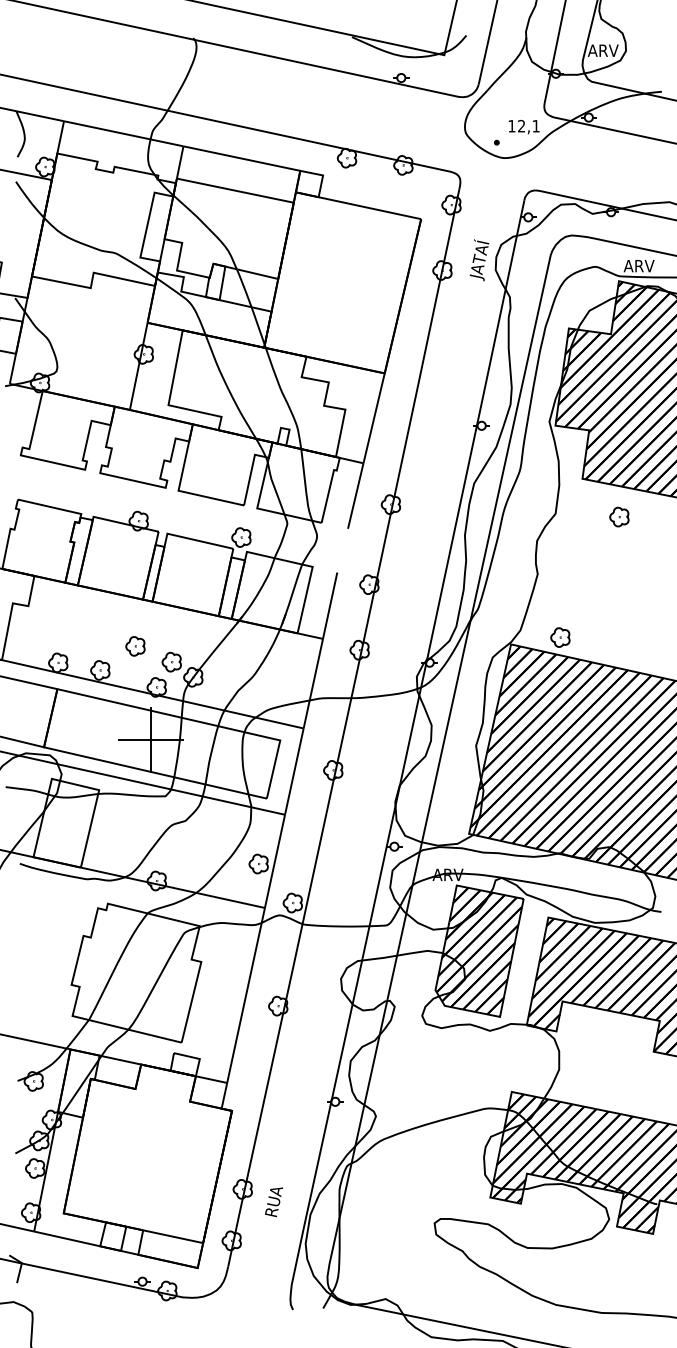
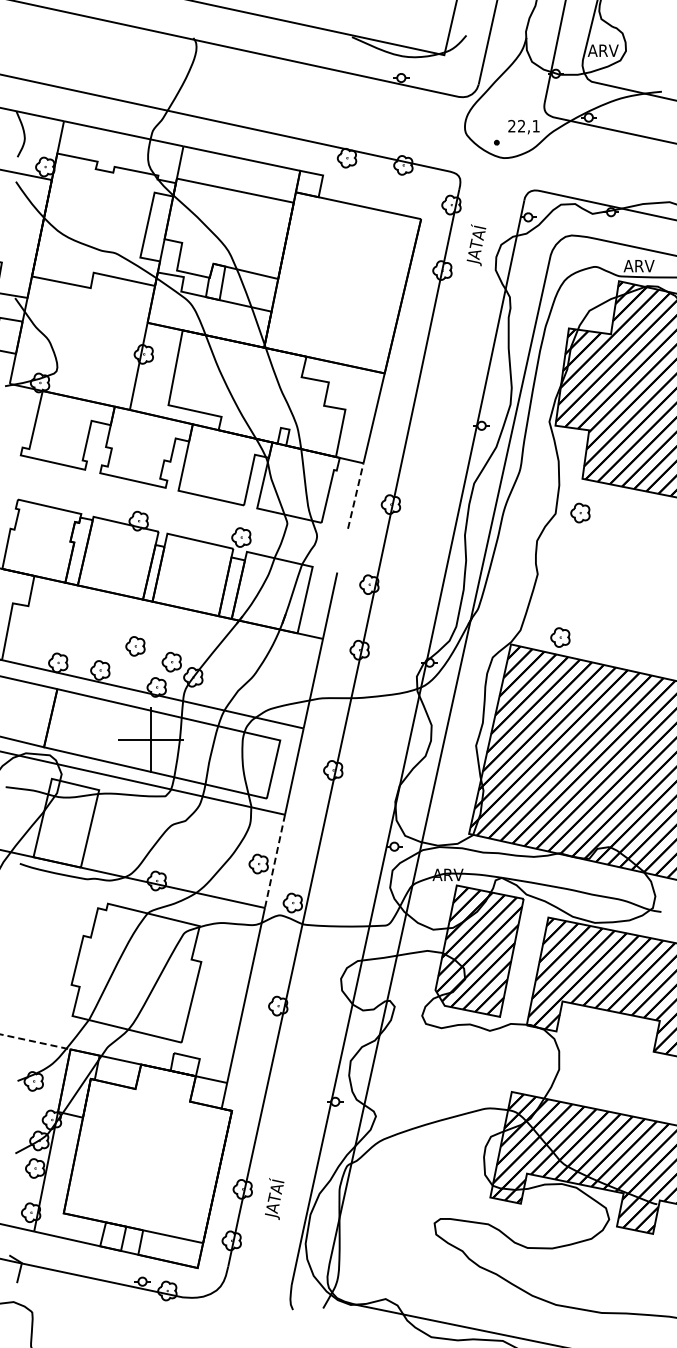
text: 12,1 -> 22,1 (511, 125)
text position: (479, 260) -> (476, 245) (476, 245)
line: solid -> dashed (355, 496)
part position: (619, 516) -> (580, 512) (580, 512)
line: solid -> dashed (275, 861)
line: solid -> dashed (36, 1042)
text: RUA -> JATAÍ (274, 1199)
